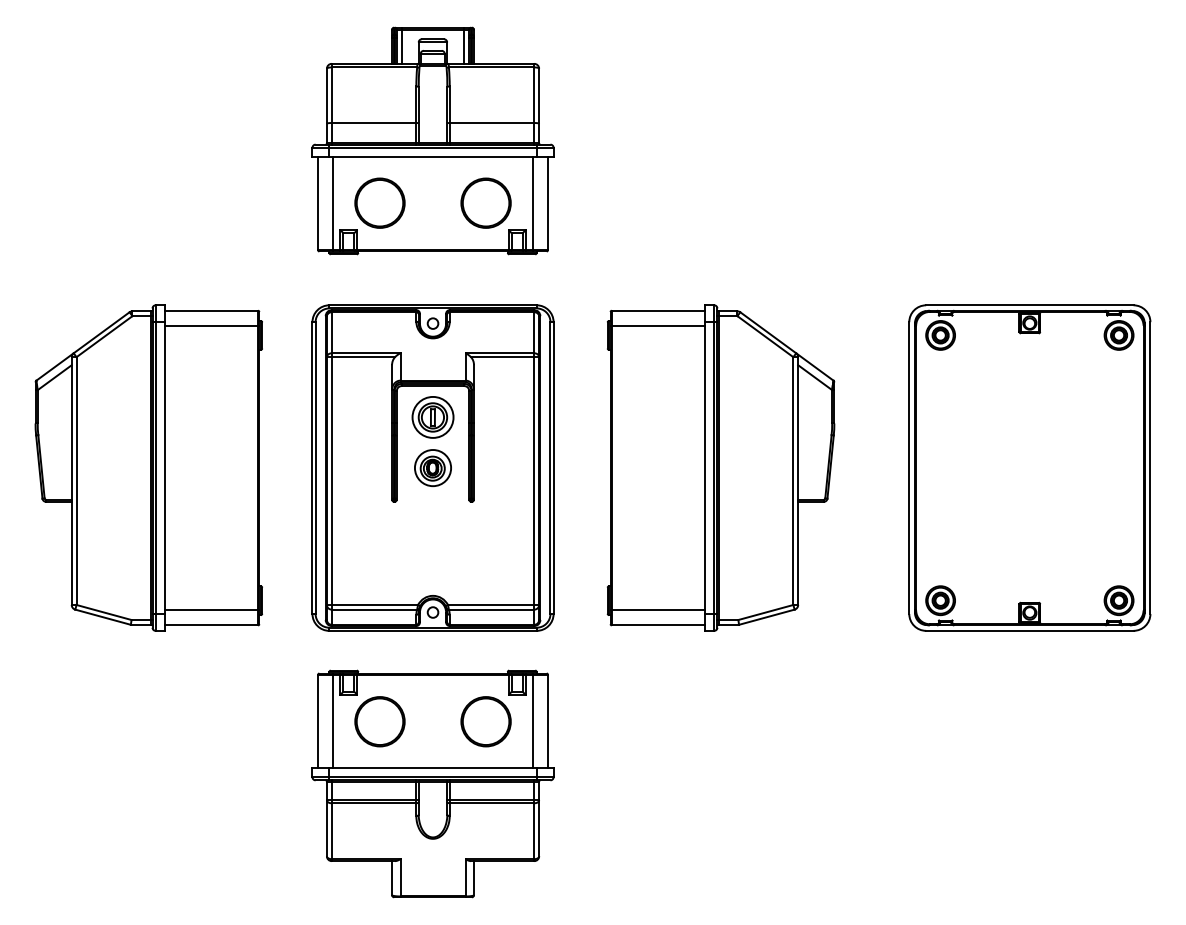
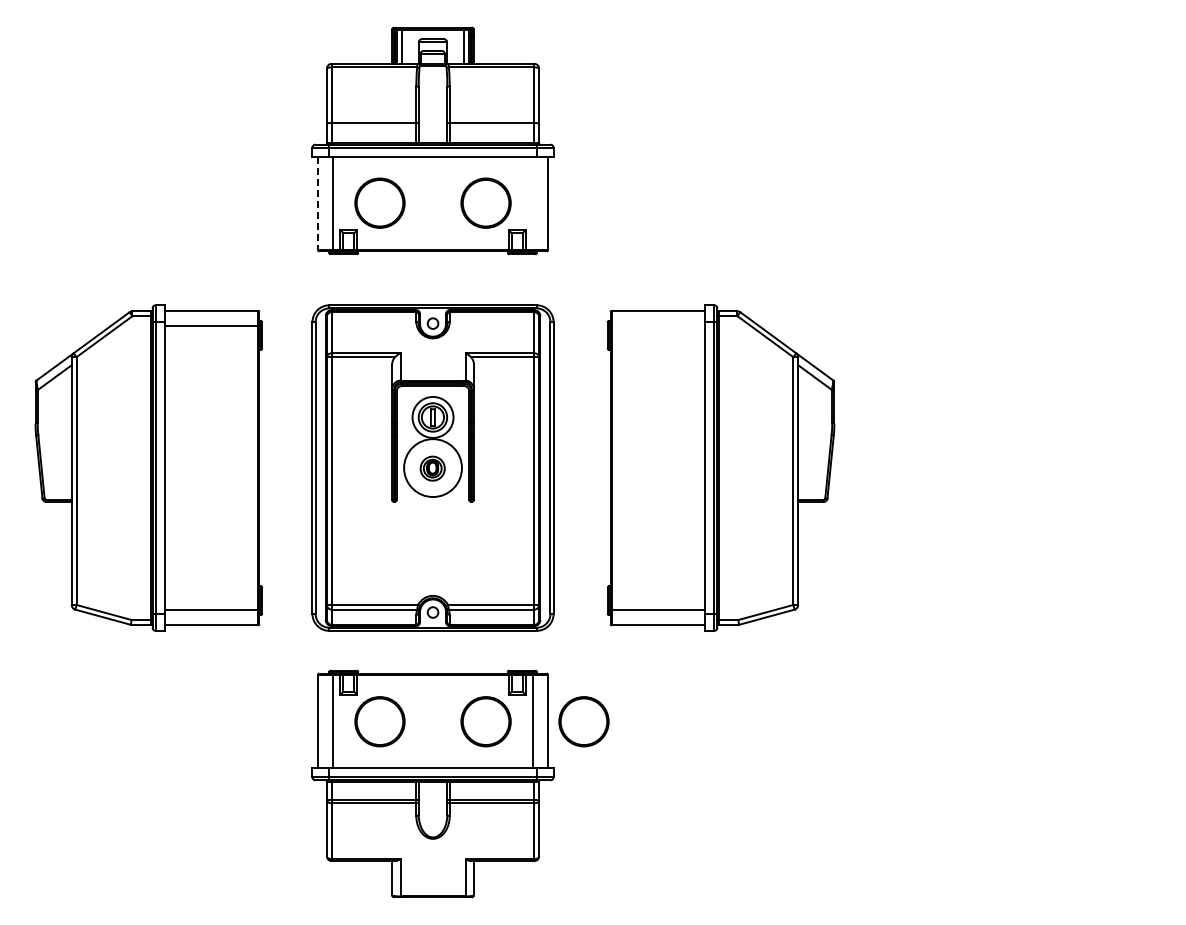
line: solid -> dashed (318, 203)
line: present -> none (533, 204)
line: present -> none (657, 325)
part: present -> none (1029, 467)
circle diameter: 36 px -> 58 px (432, 468)
circle: none -> present (583, 721)
